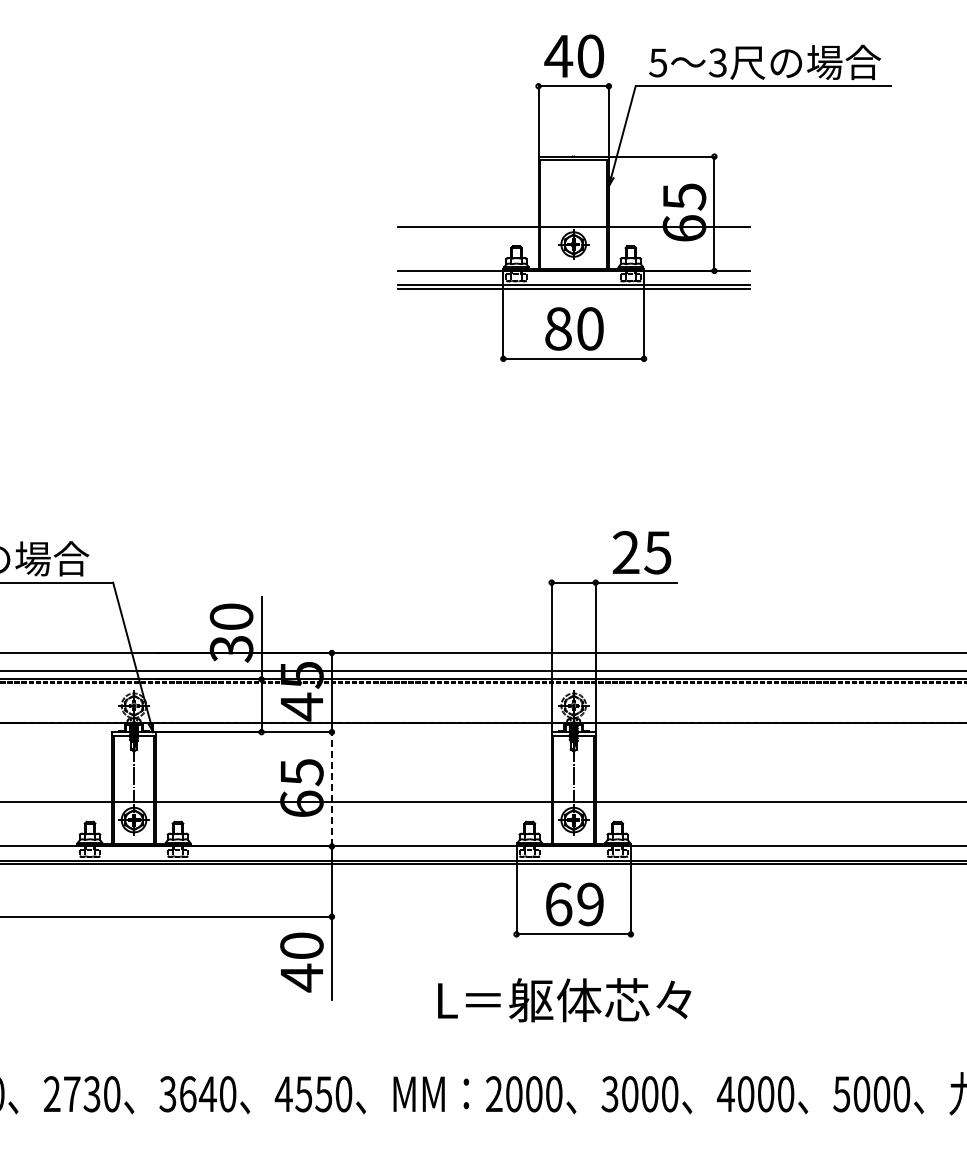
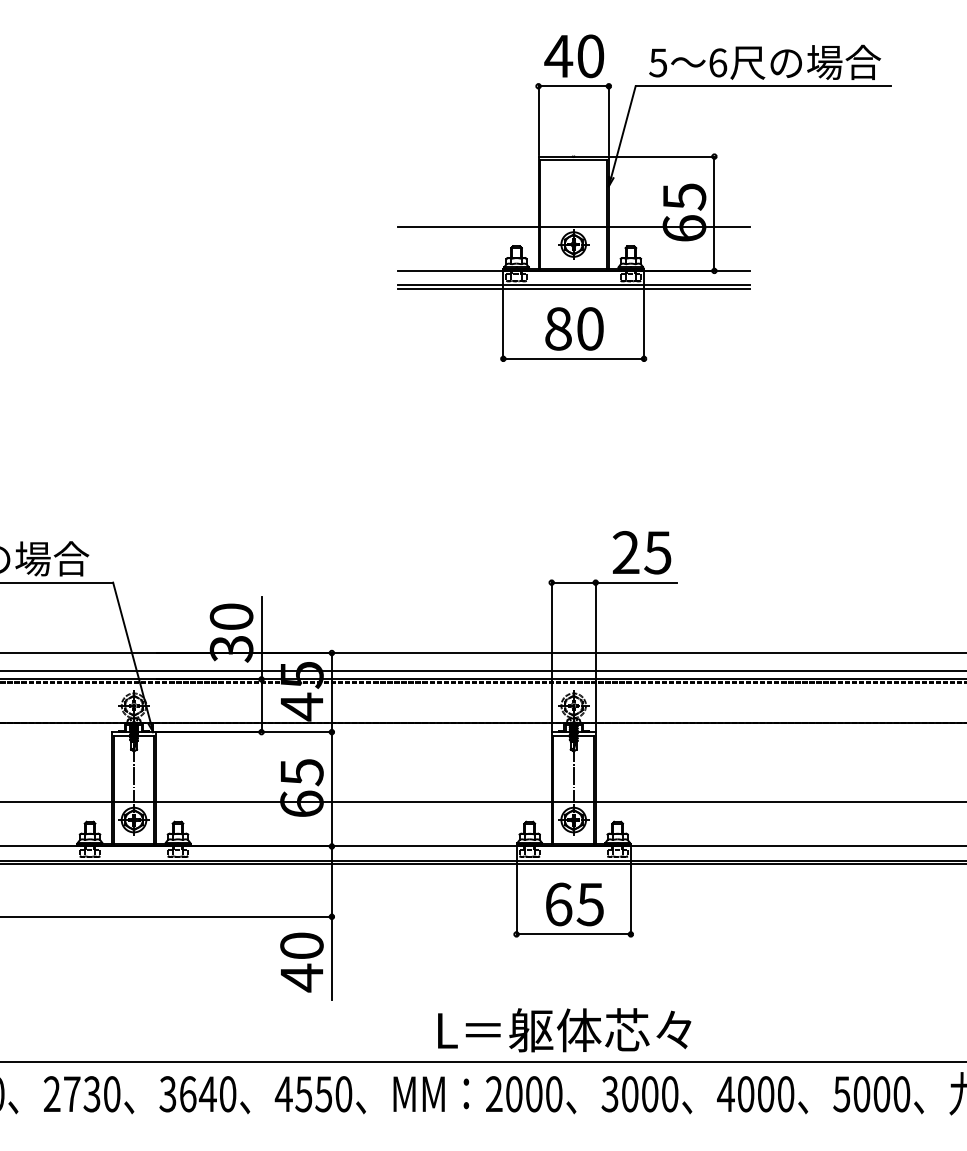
text: 3 -> 6 (717, 62)
line: dashed -> solid (331, 788)
text: 69 -> 65 (589, 904)
text position: (564, 1000) -> (564, 1030) (564, 1030)
line: none -> present (482, 1061)
